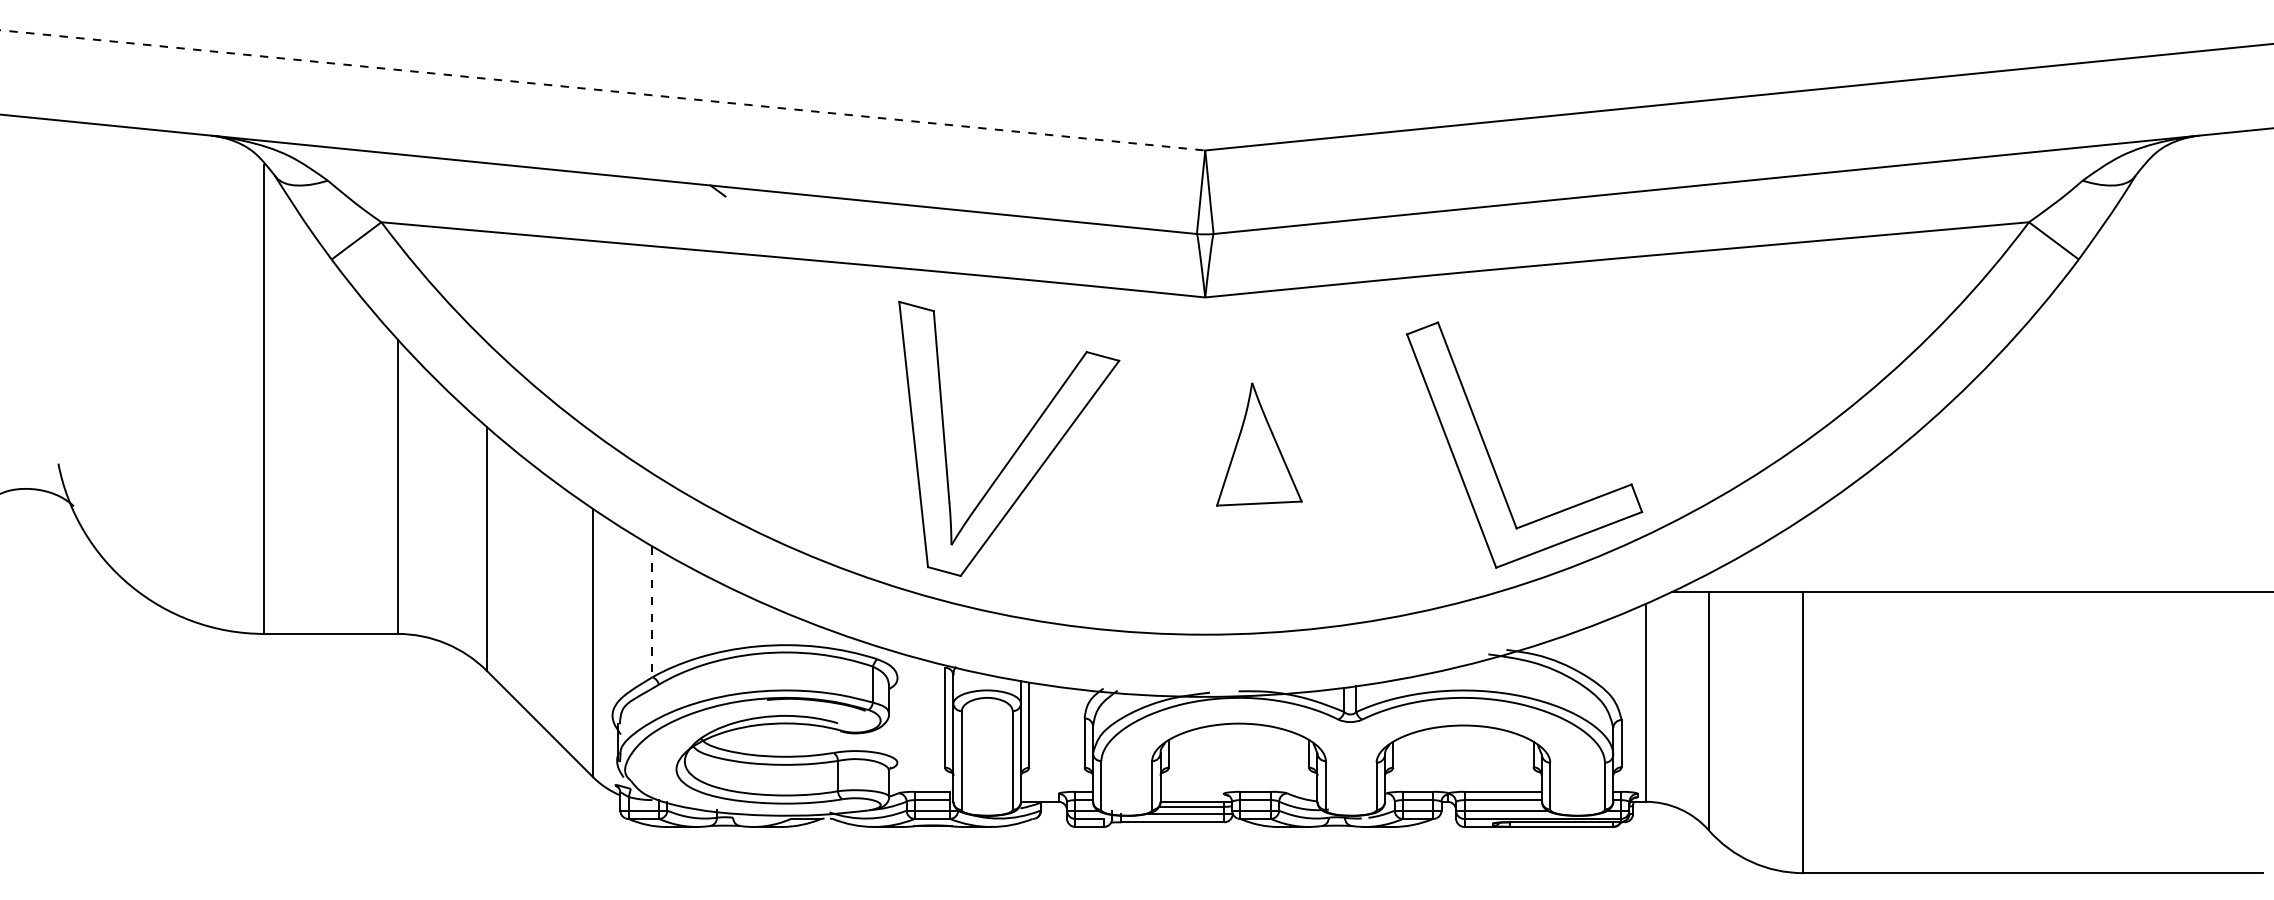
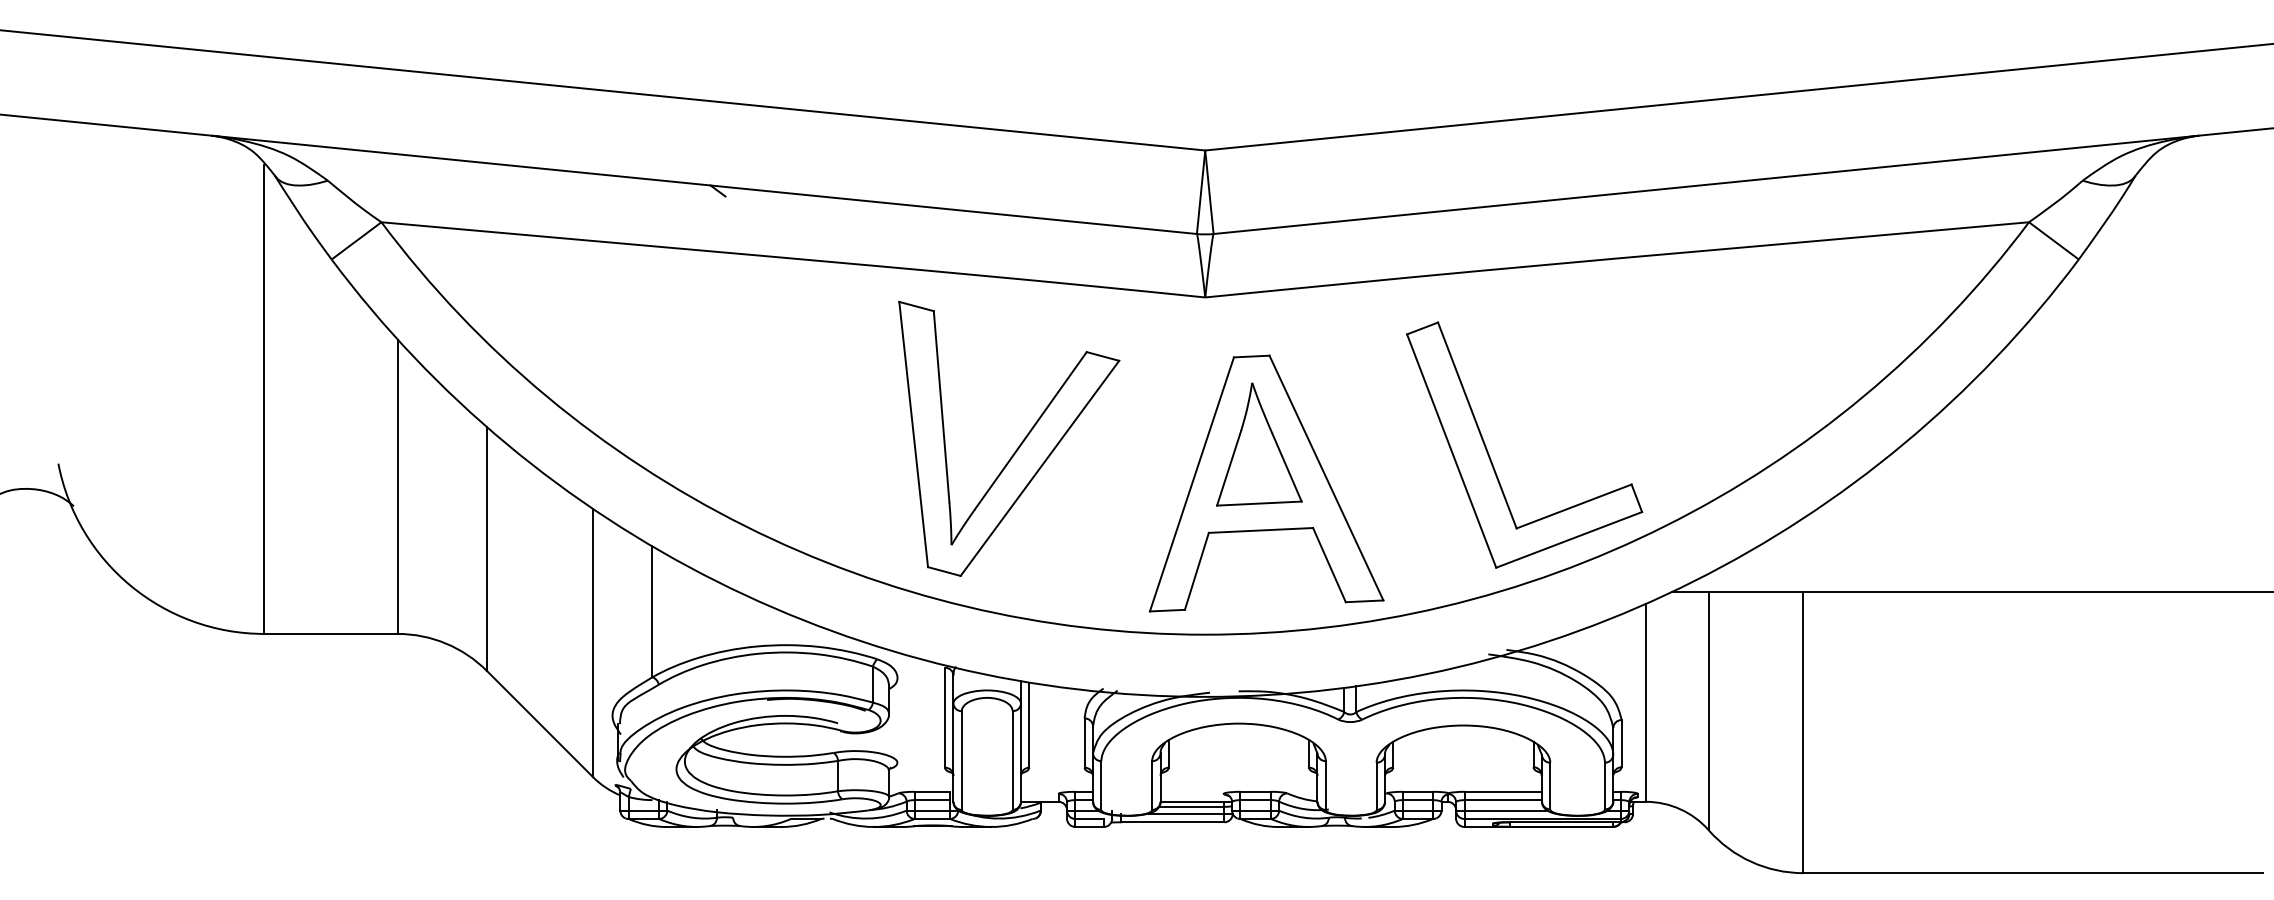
line: dashed -> solid (603, 90)
part: none -> present (1266, 483)
line: dashed -> solid (652, 612)
